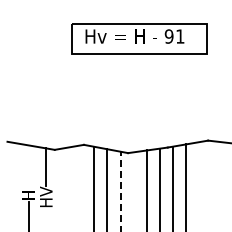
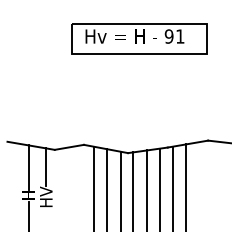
line: none -> present (28, 167)
line: none -> present (133, 190)
line: dashed -> solid (120, 191)
